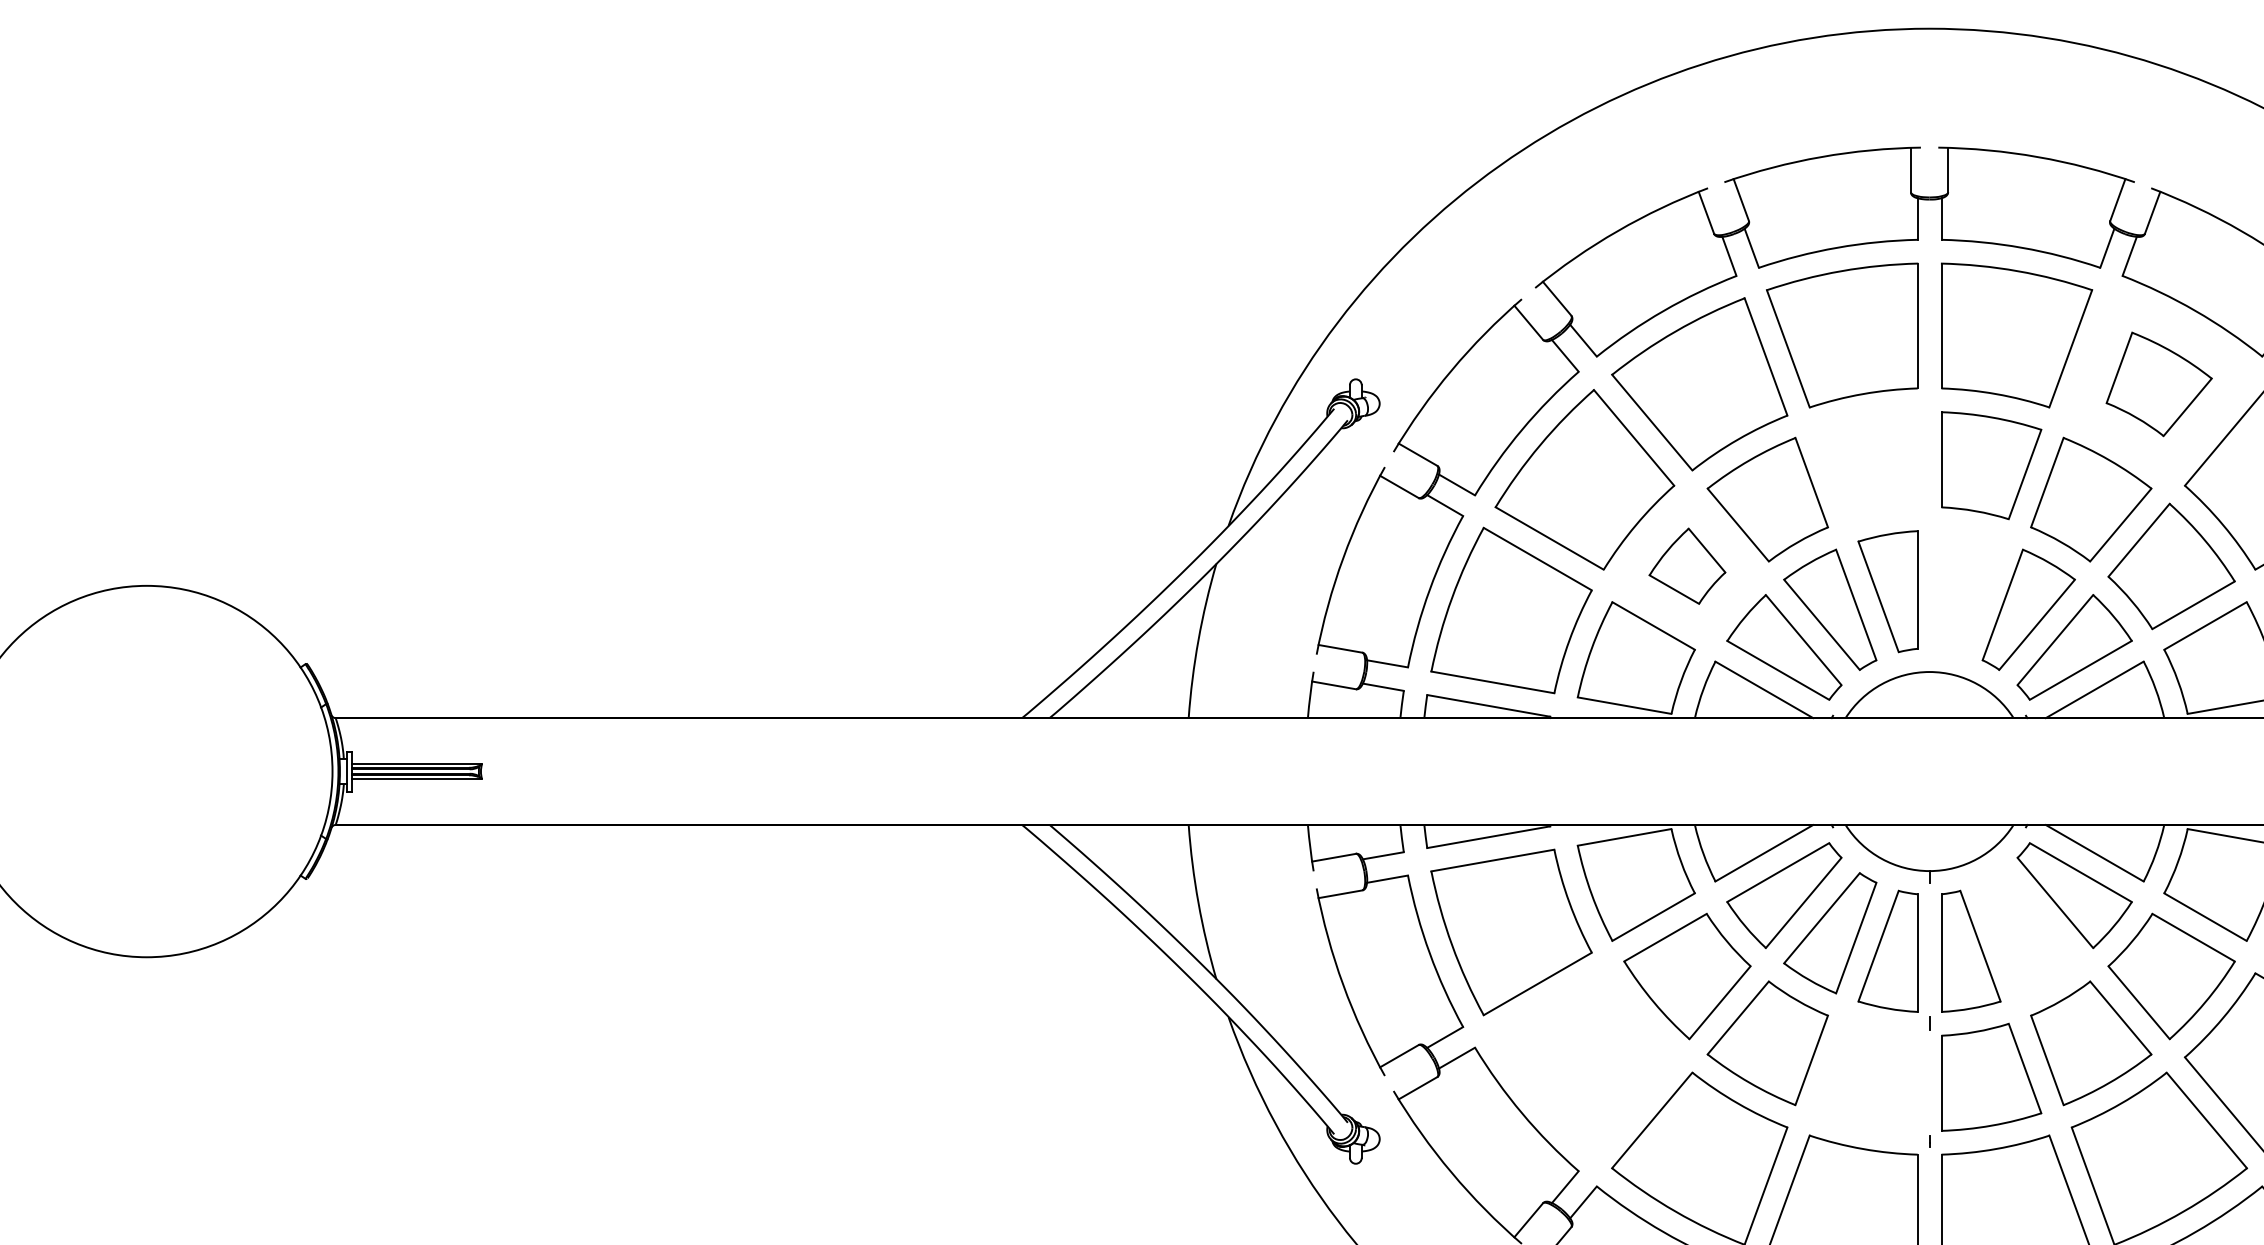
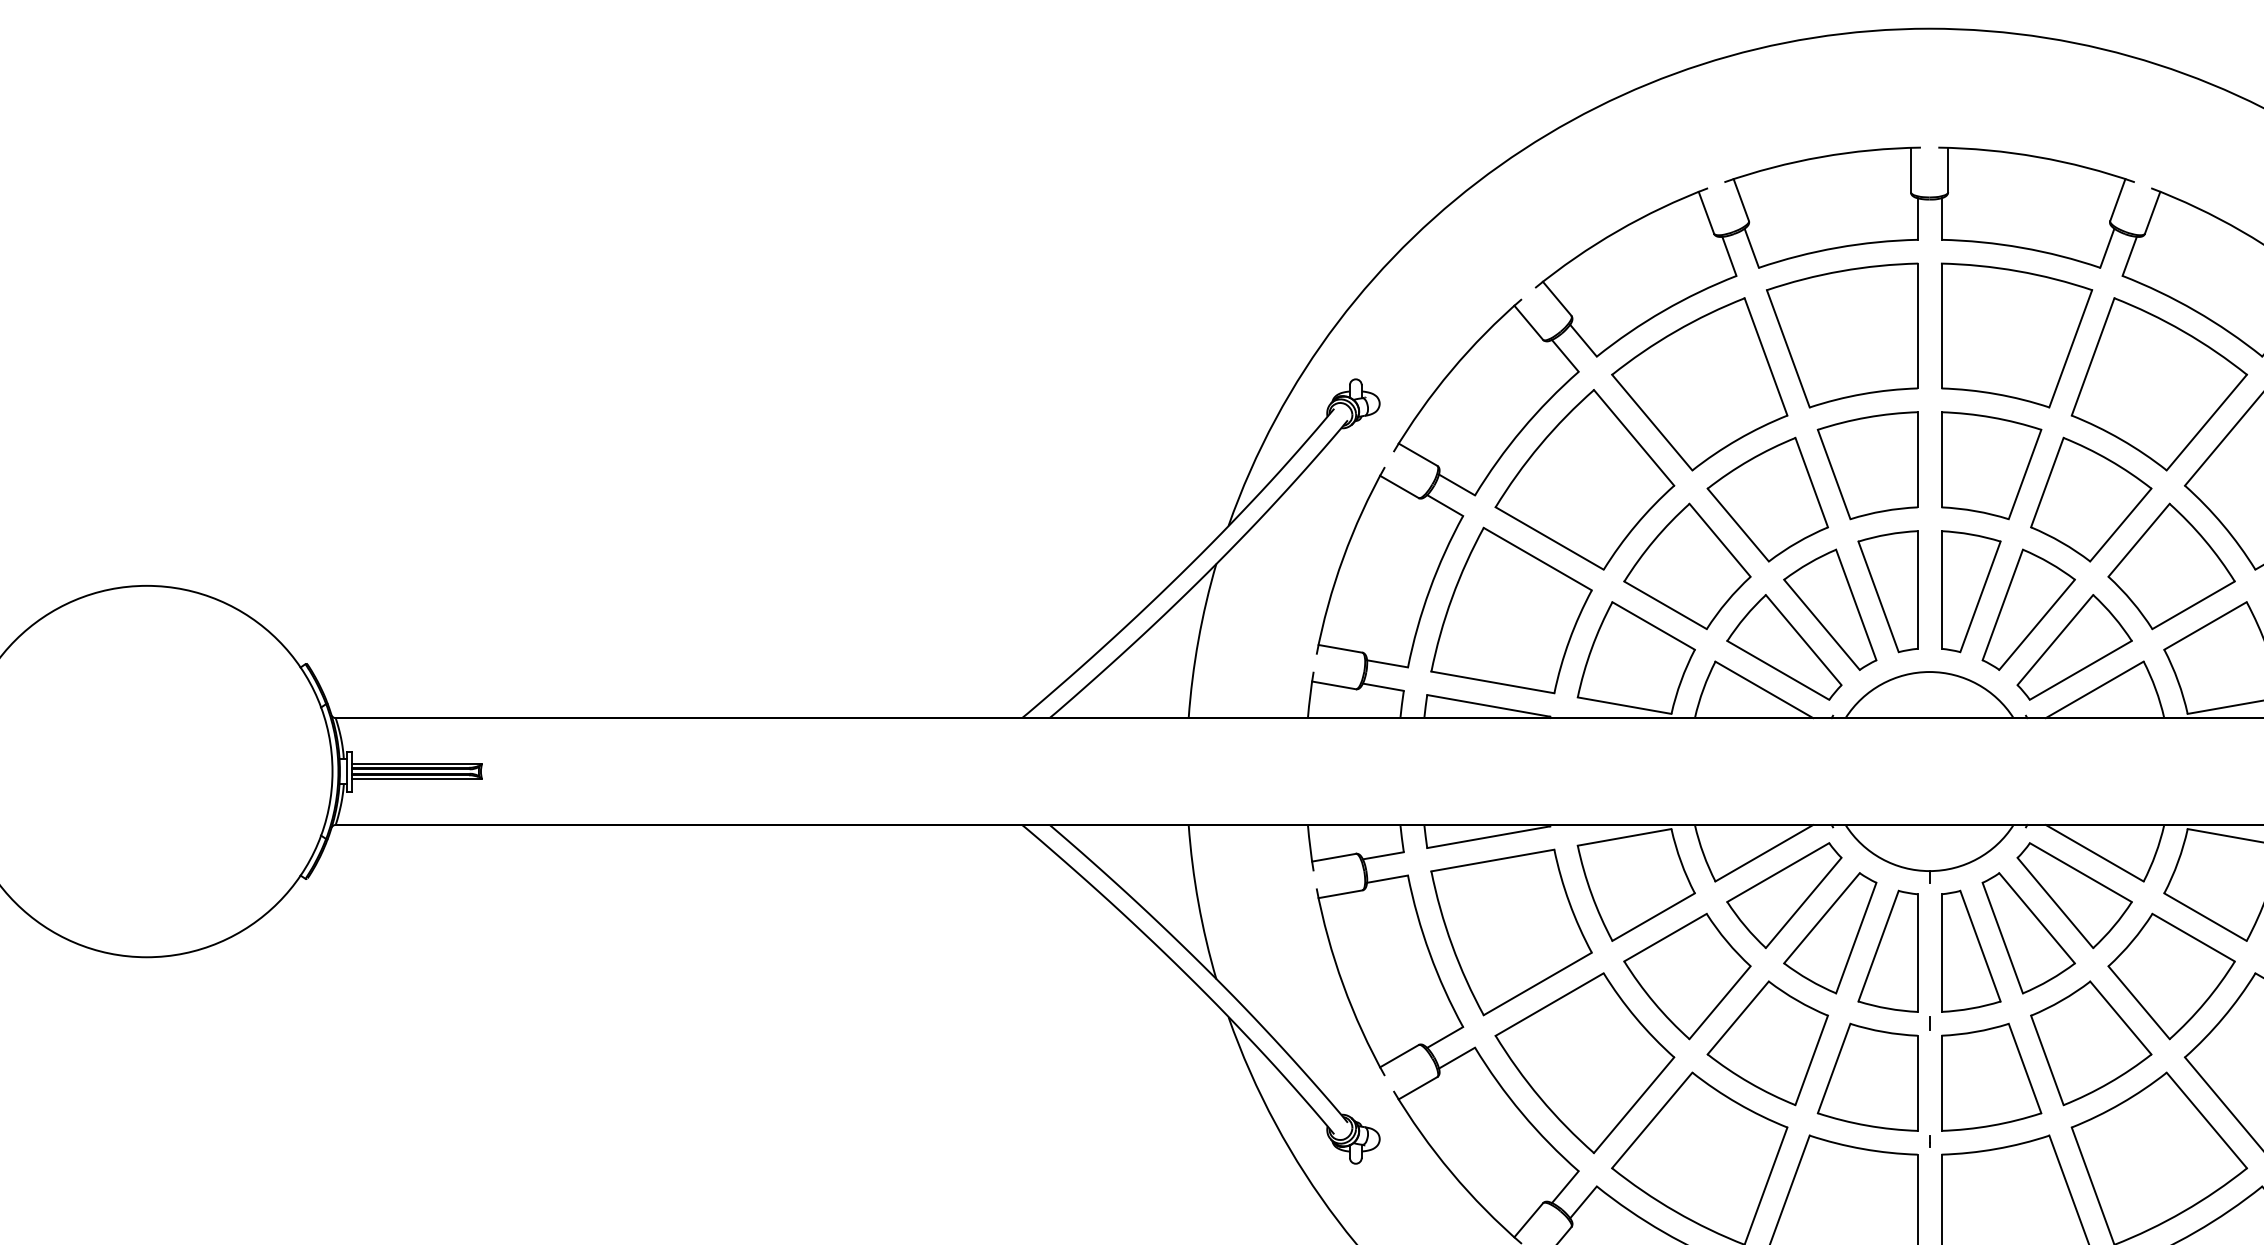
part size: 108x107 px -> 178x175 px (2158, 384)
part: none -> present (1867, 465)
part size: 79x78 px -> 129x128 px (1687, 565)
part: none -> present (1971, 591)
part: none -> present (2028, 933)
part: none -> present (1584, 1063)
part: none -> present (1867, 1076)
